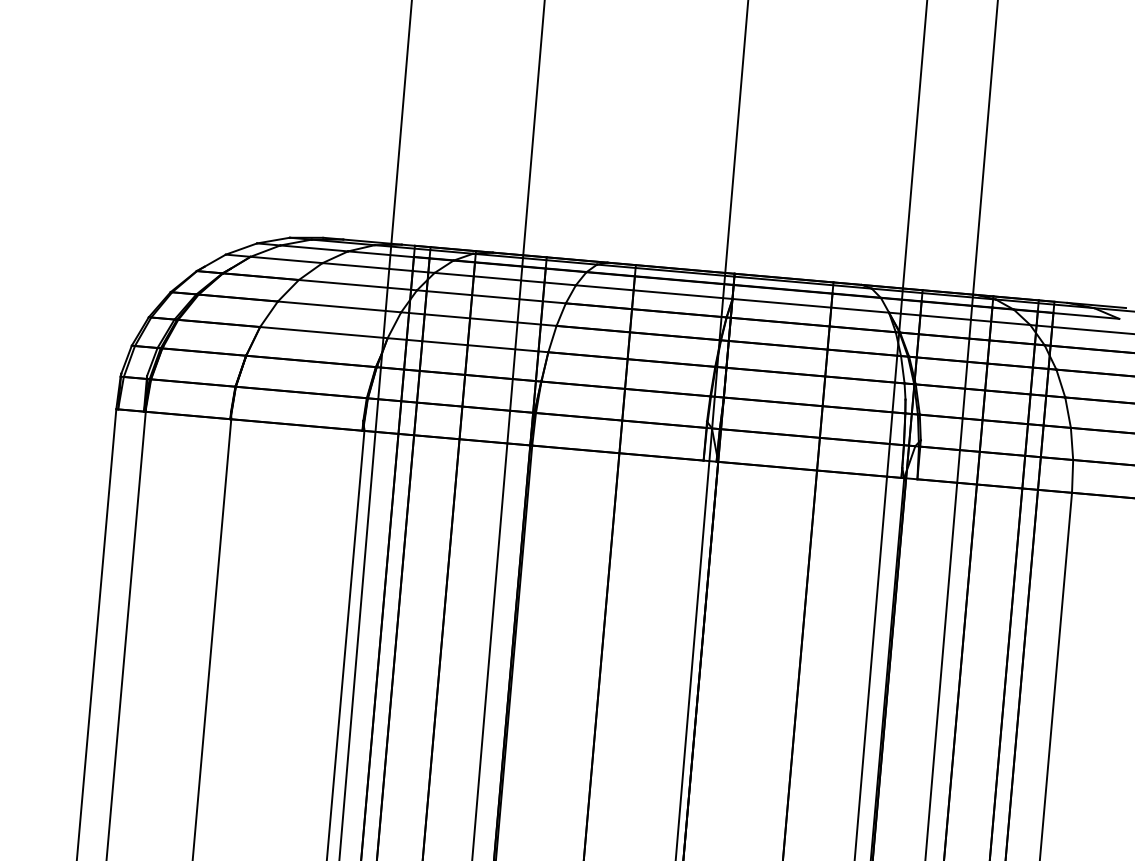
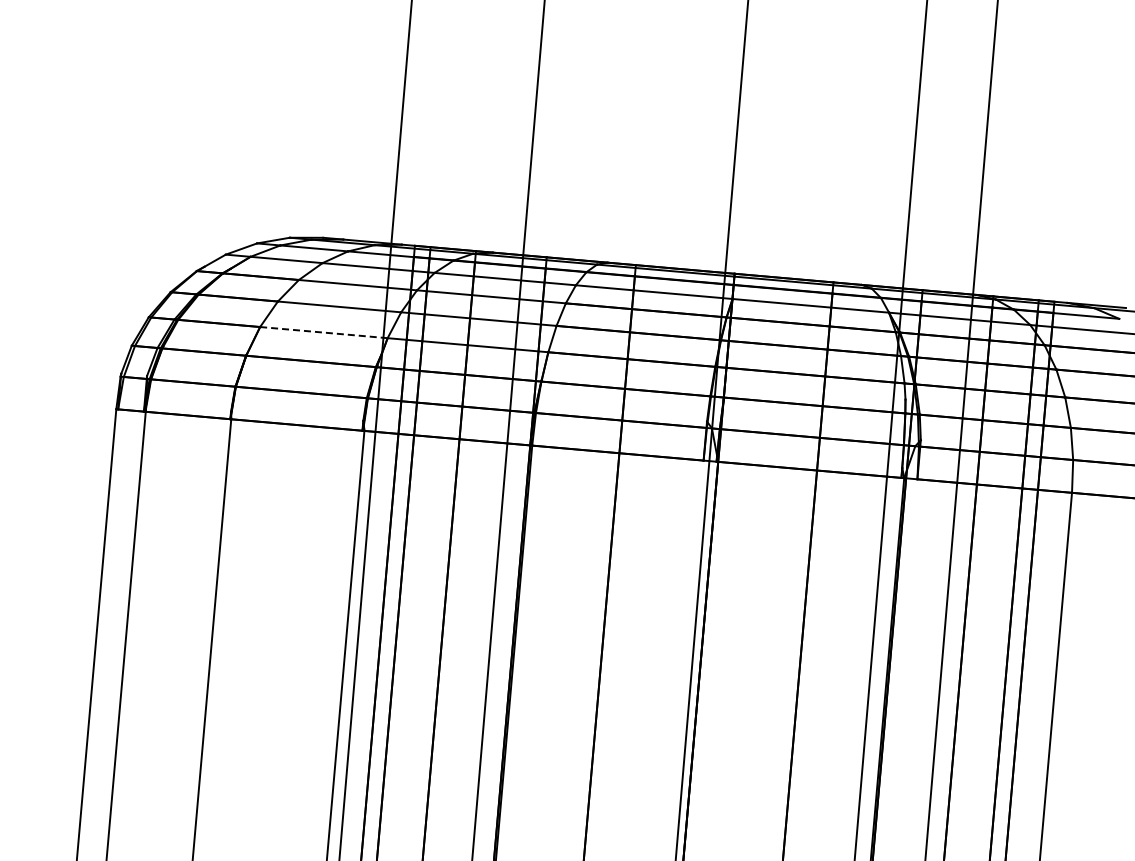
line: solid -> dashed (323, 332)
